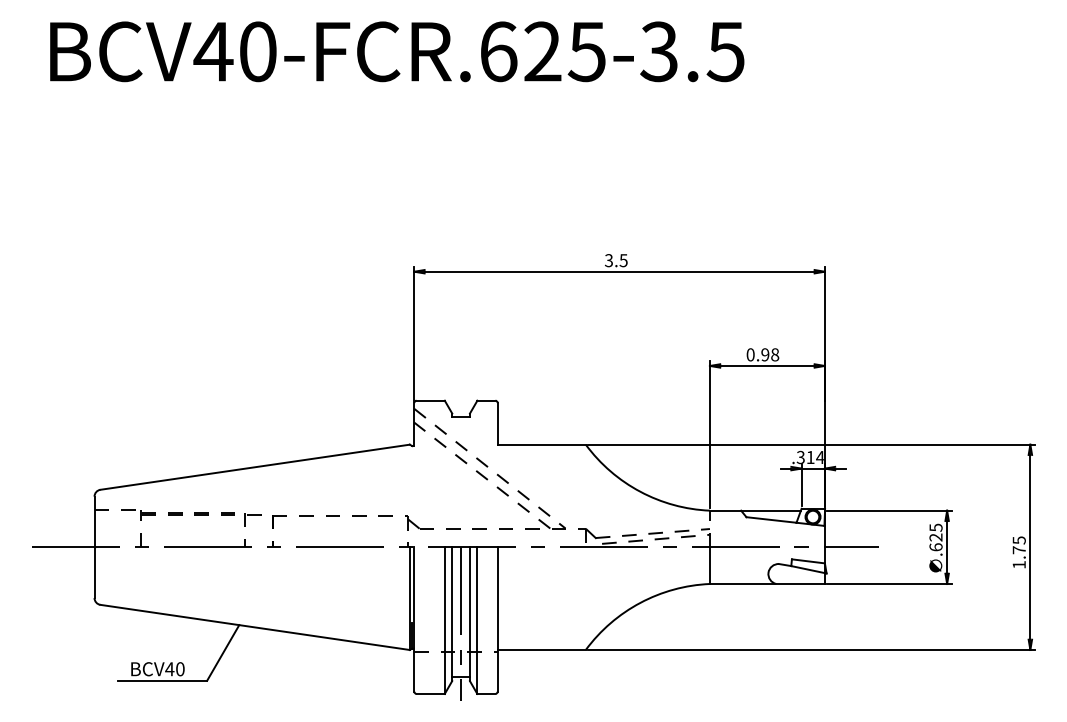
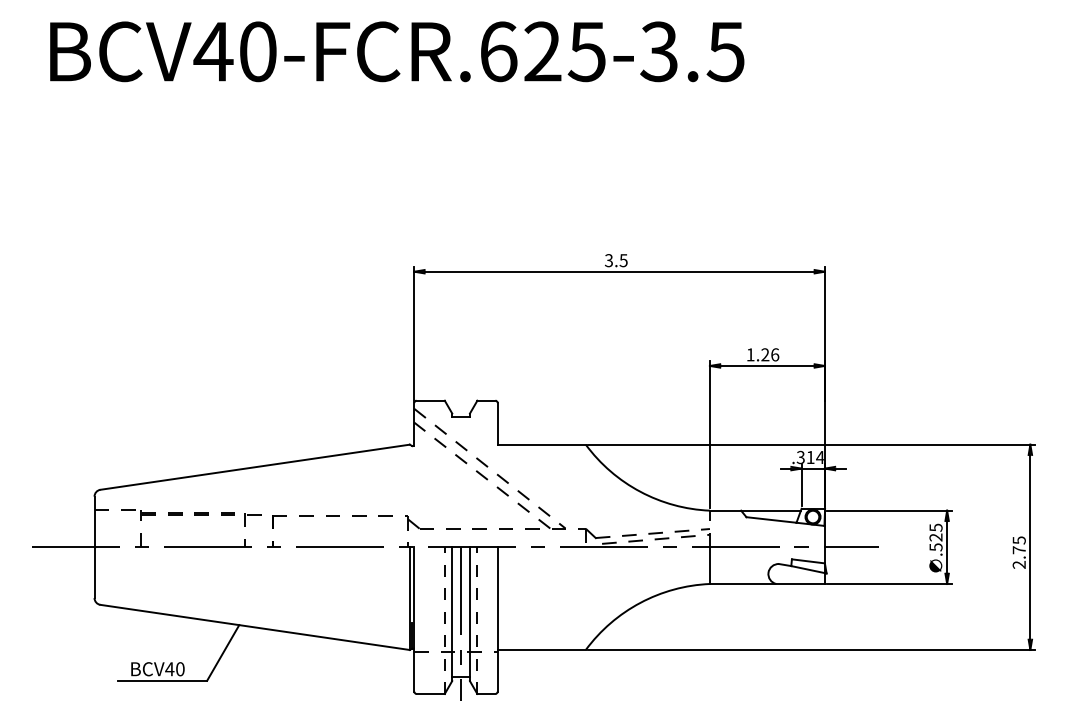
text: 0.98 -> 1.26 (762, 354)
text: .625 -> .525 (935, 547)
text: 1.75 -> 2.75 (1018, 564)
line: solid -> dashed (444, 620)
line: solid -> dashed (477, 620)
